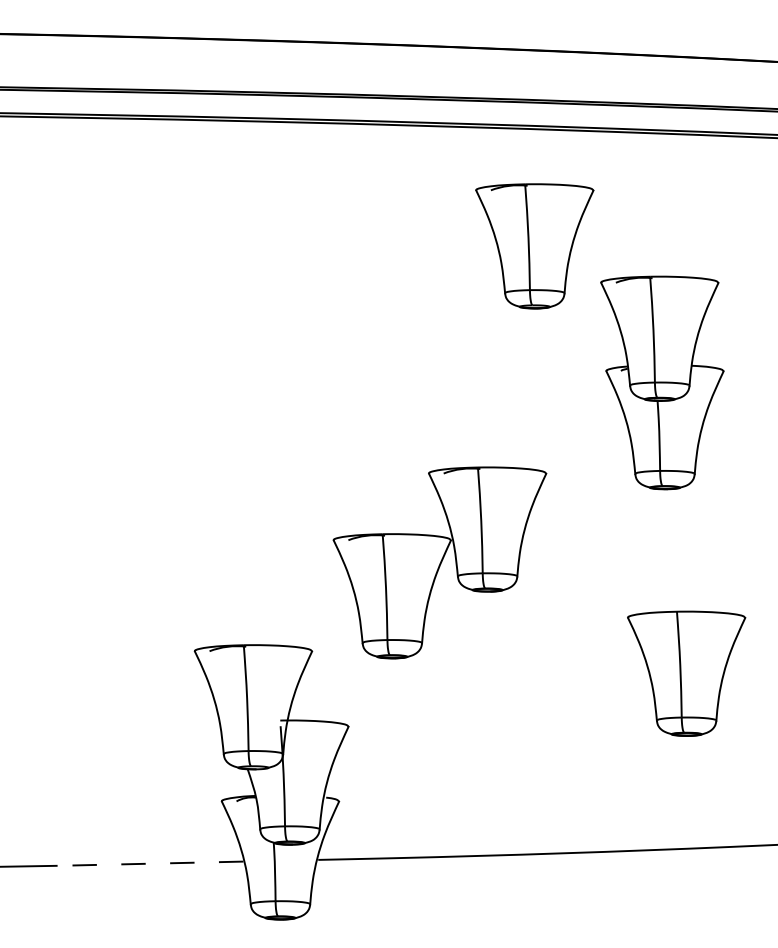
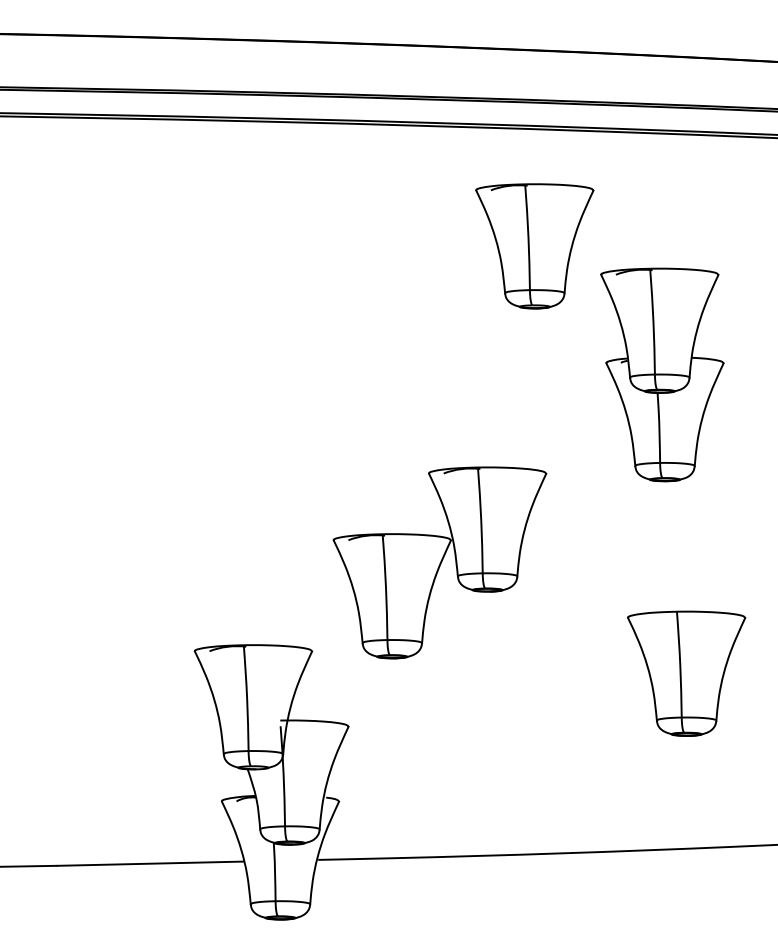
part position: (662, 382) -> (662, 374) (662, 374)
line: dashed -> solid (150, 863)
